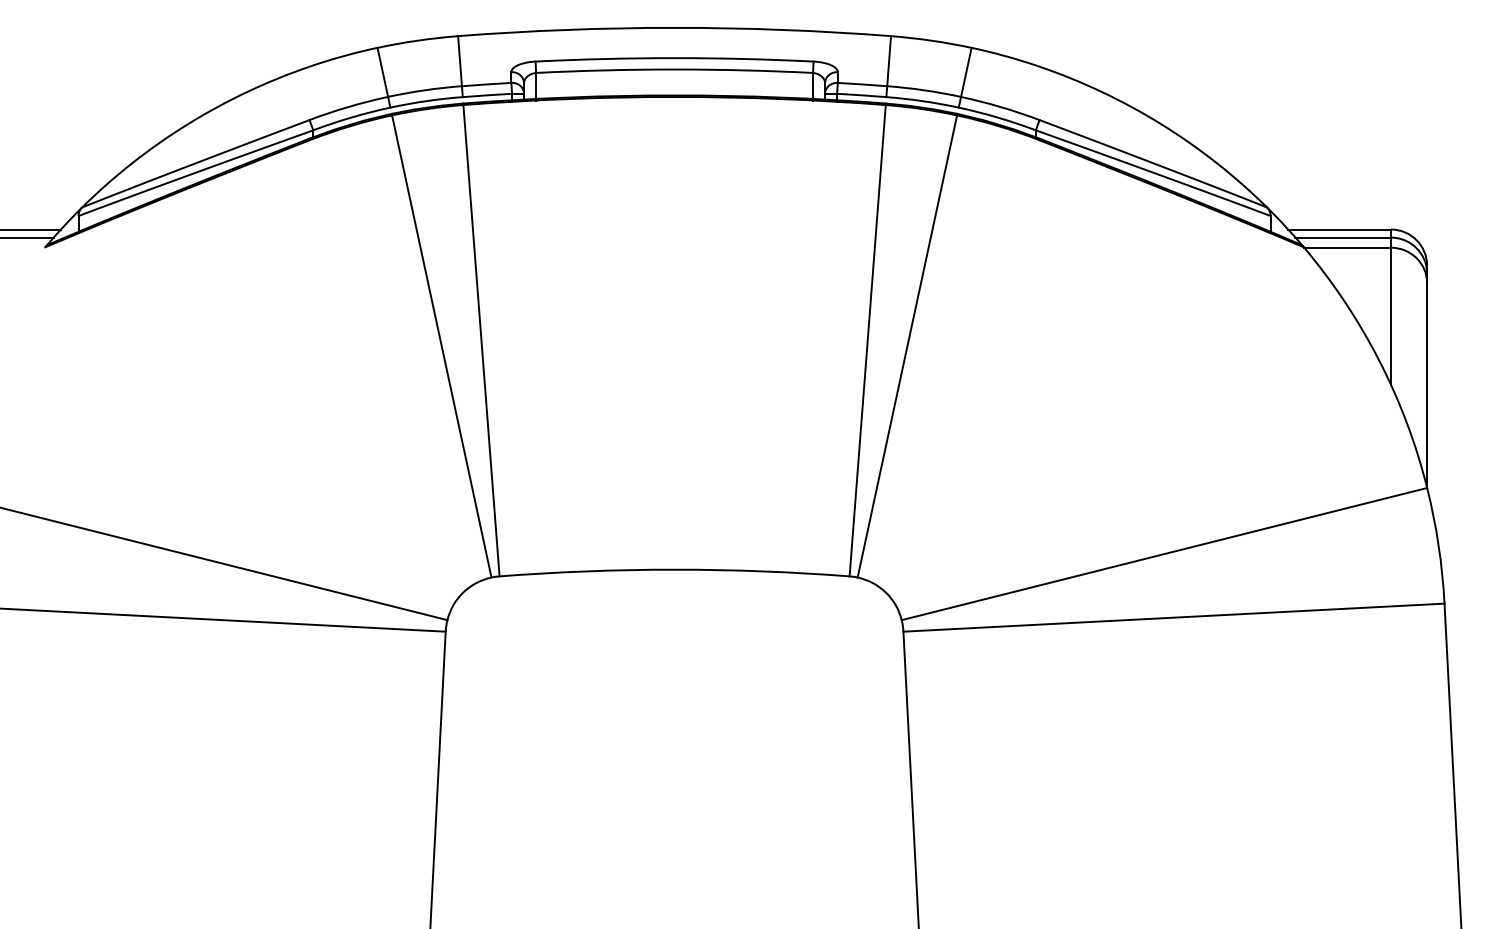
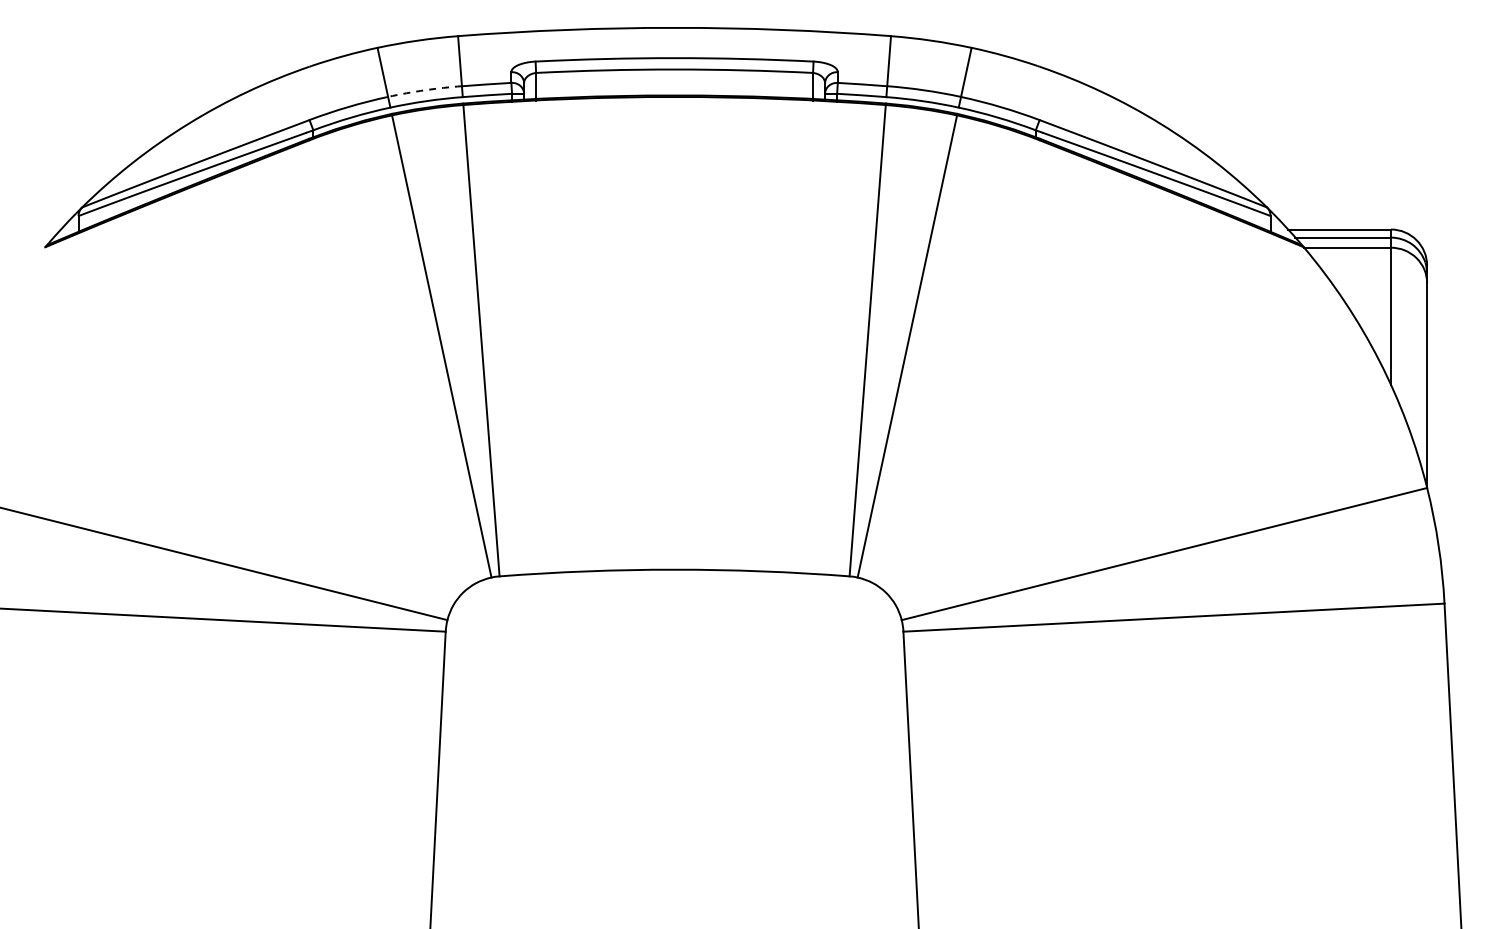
arc: solid -> dashed (424, 90)
line: present -> none (31, 229)
line: present -> none (27, 237)
